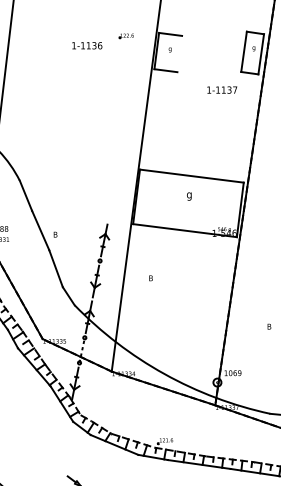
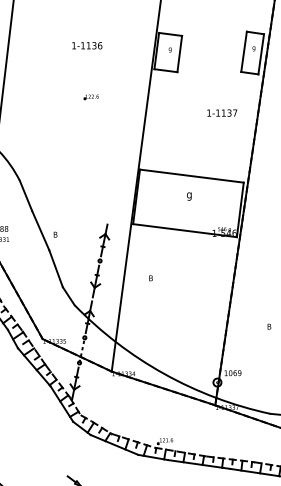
part position: (125, 36) -> (90, 97) (90, 97)
line: none -> present (179, 53)
text position: (222, 89) -> (222, 112) (222, 112)
